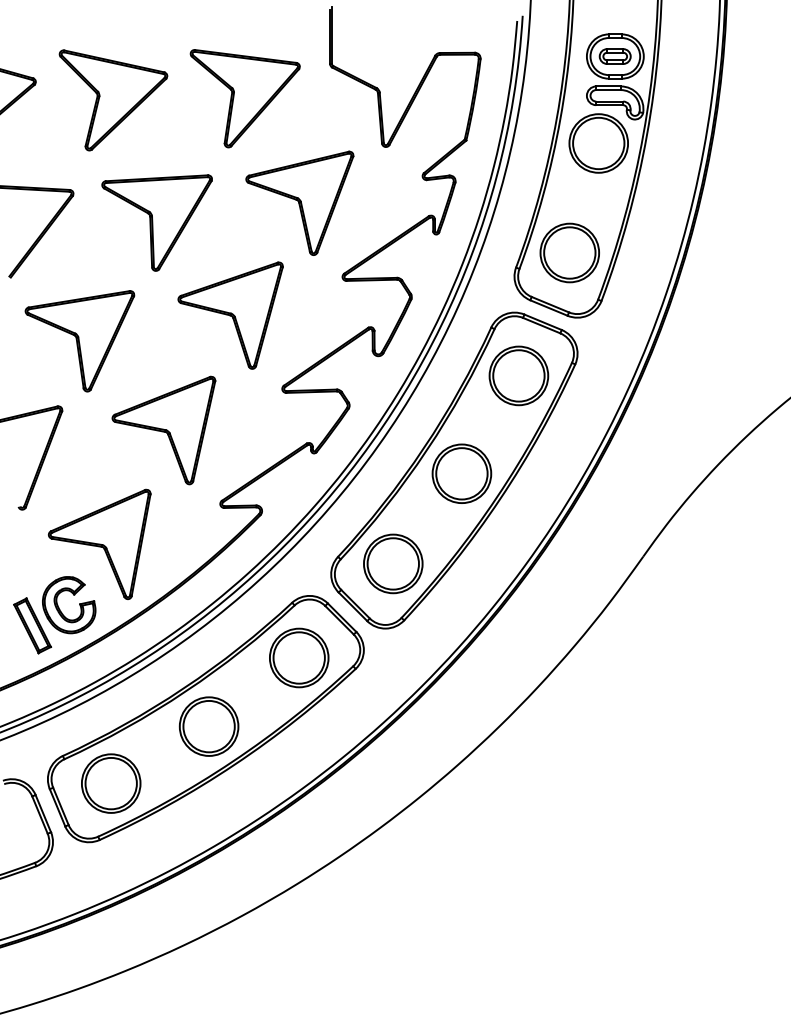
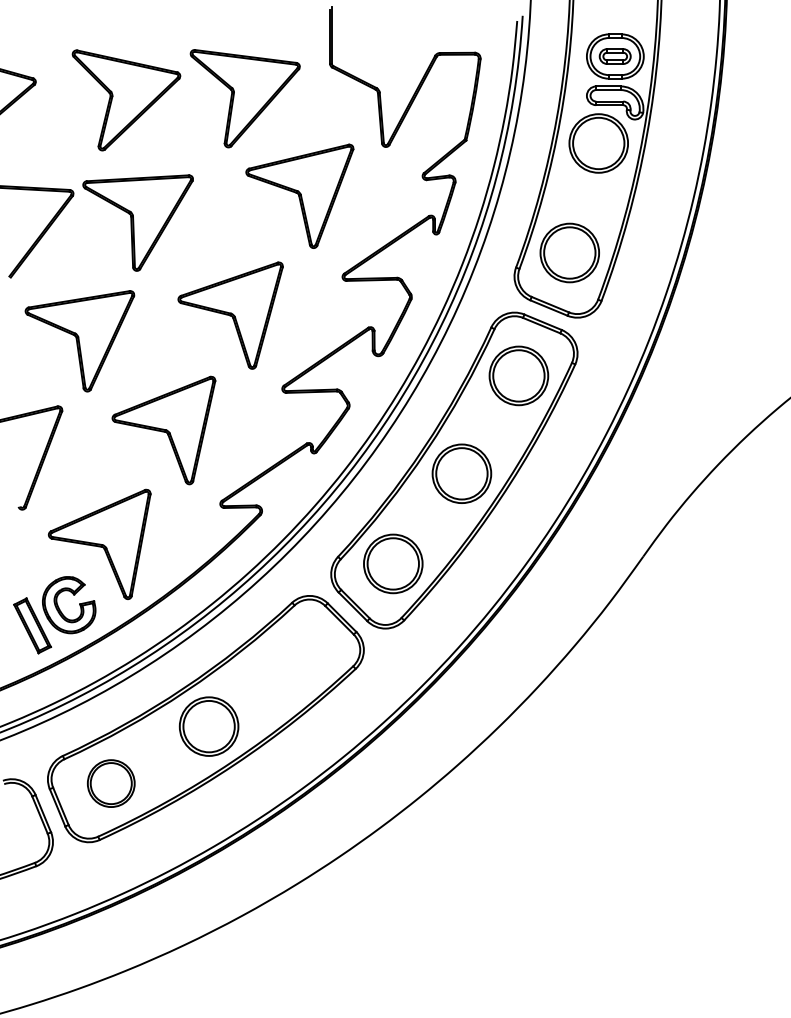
part position: (113, 100) -> (126, 100) (126, 100)
part position: (299, 202) -> (299, 195) (299, 195)
part position: (156, 222) -> (137, 222) (137, 222)
part: present -> none (299, 657)
part size: 61x61 px -> 49x49 px (111, 783)
